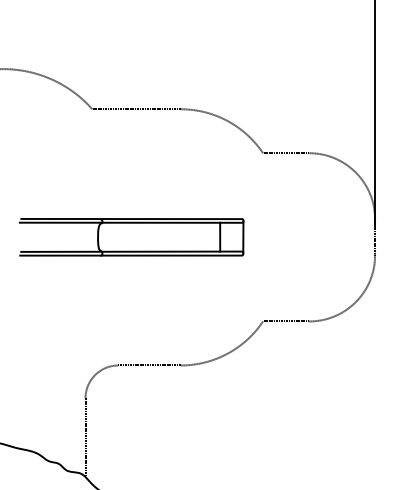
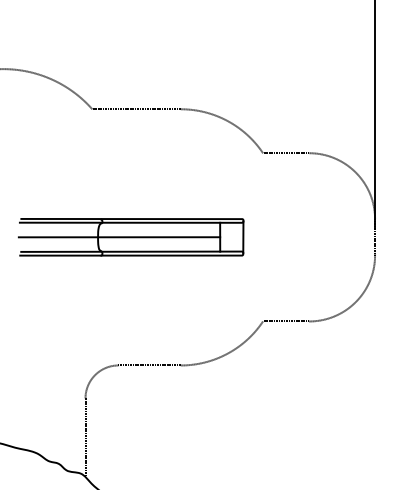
line: none -> present (119, 237)
